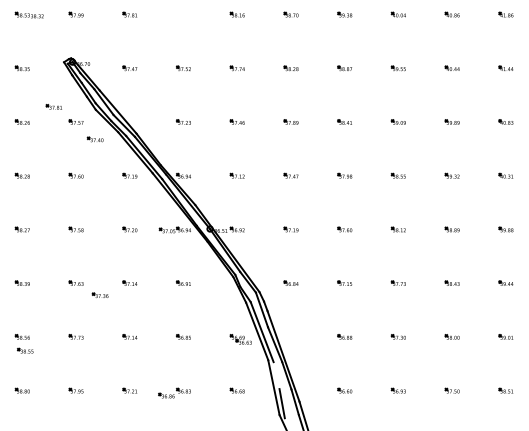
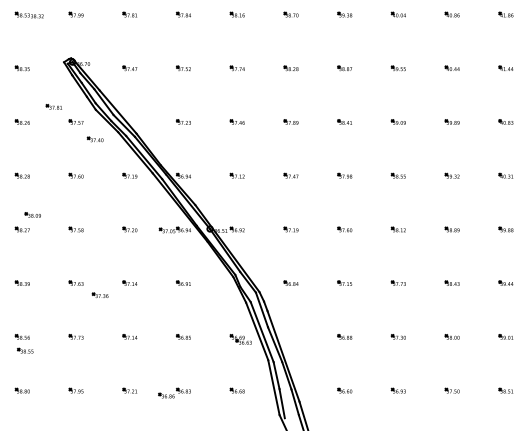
part: none -> present (183, 14)
part: none -> present (32, 214)
line: none -> present (276, 375)
